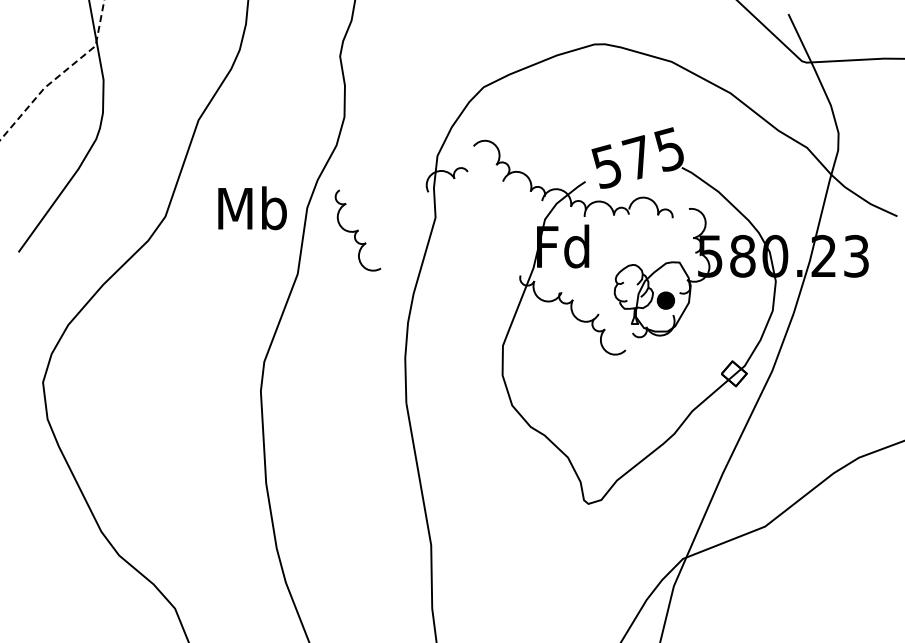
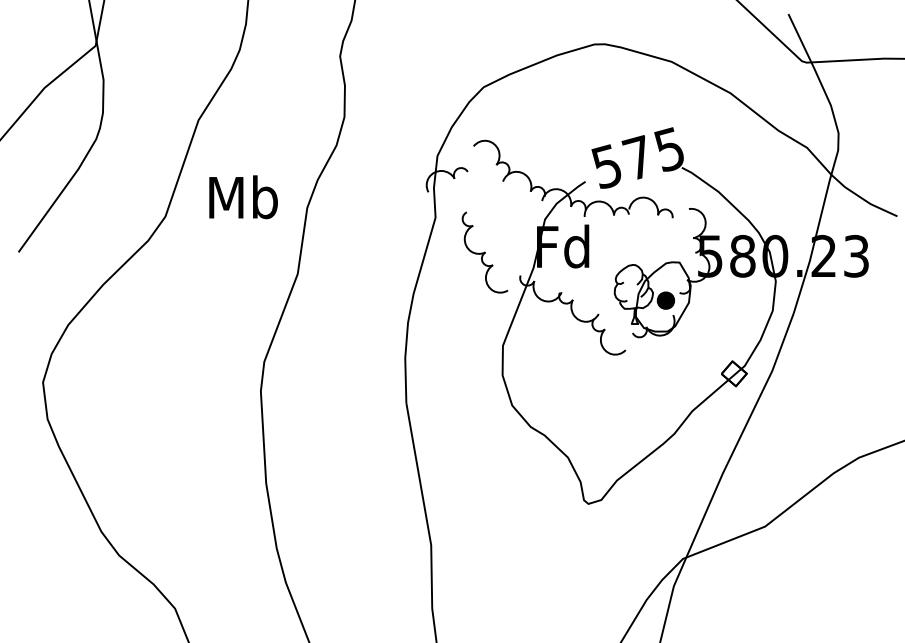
line: dashed -> solid (61, 74)
text position: (252, 208) -> (243, 197) (243, 197)
part position: (357, 230) -> (484, 252) (484, 252)
